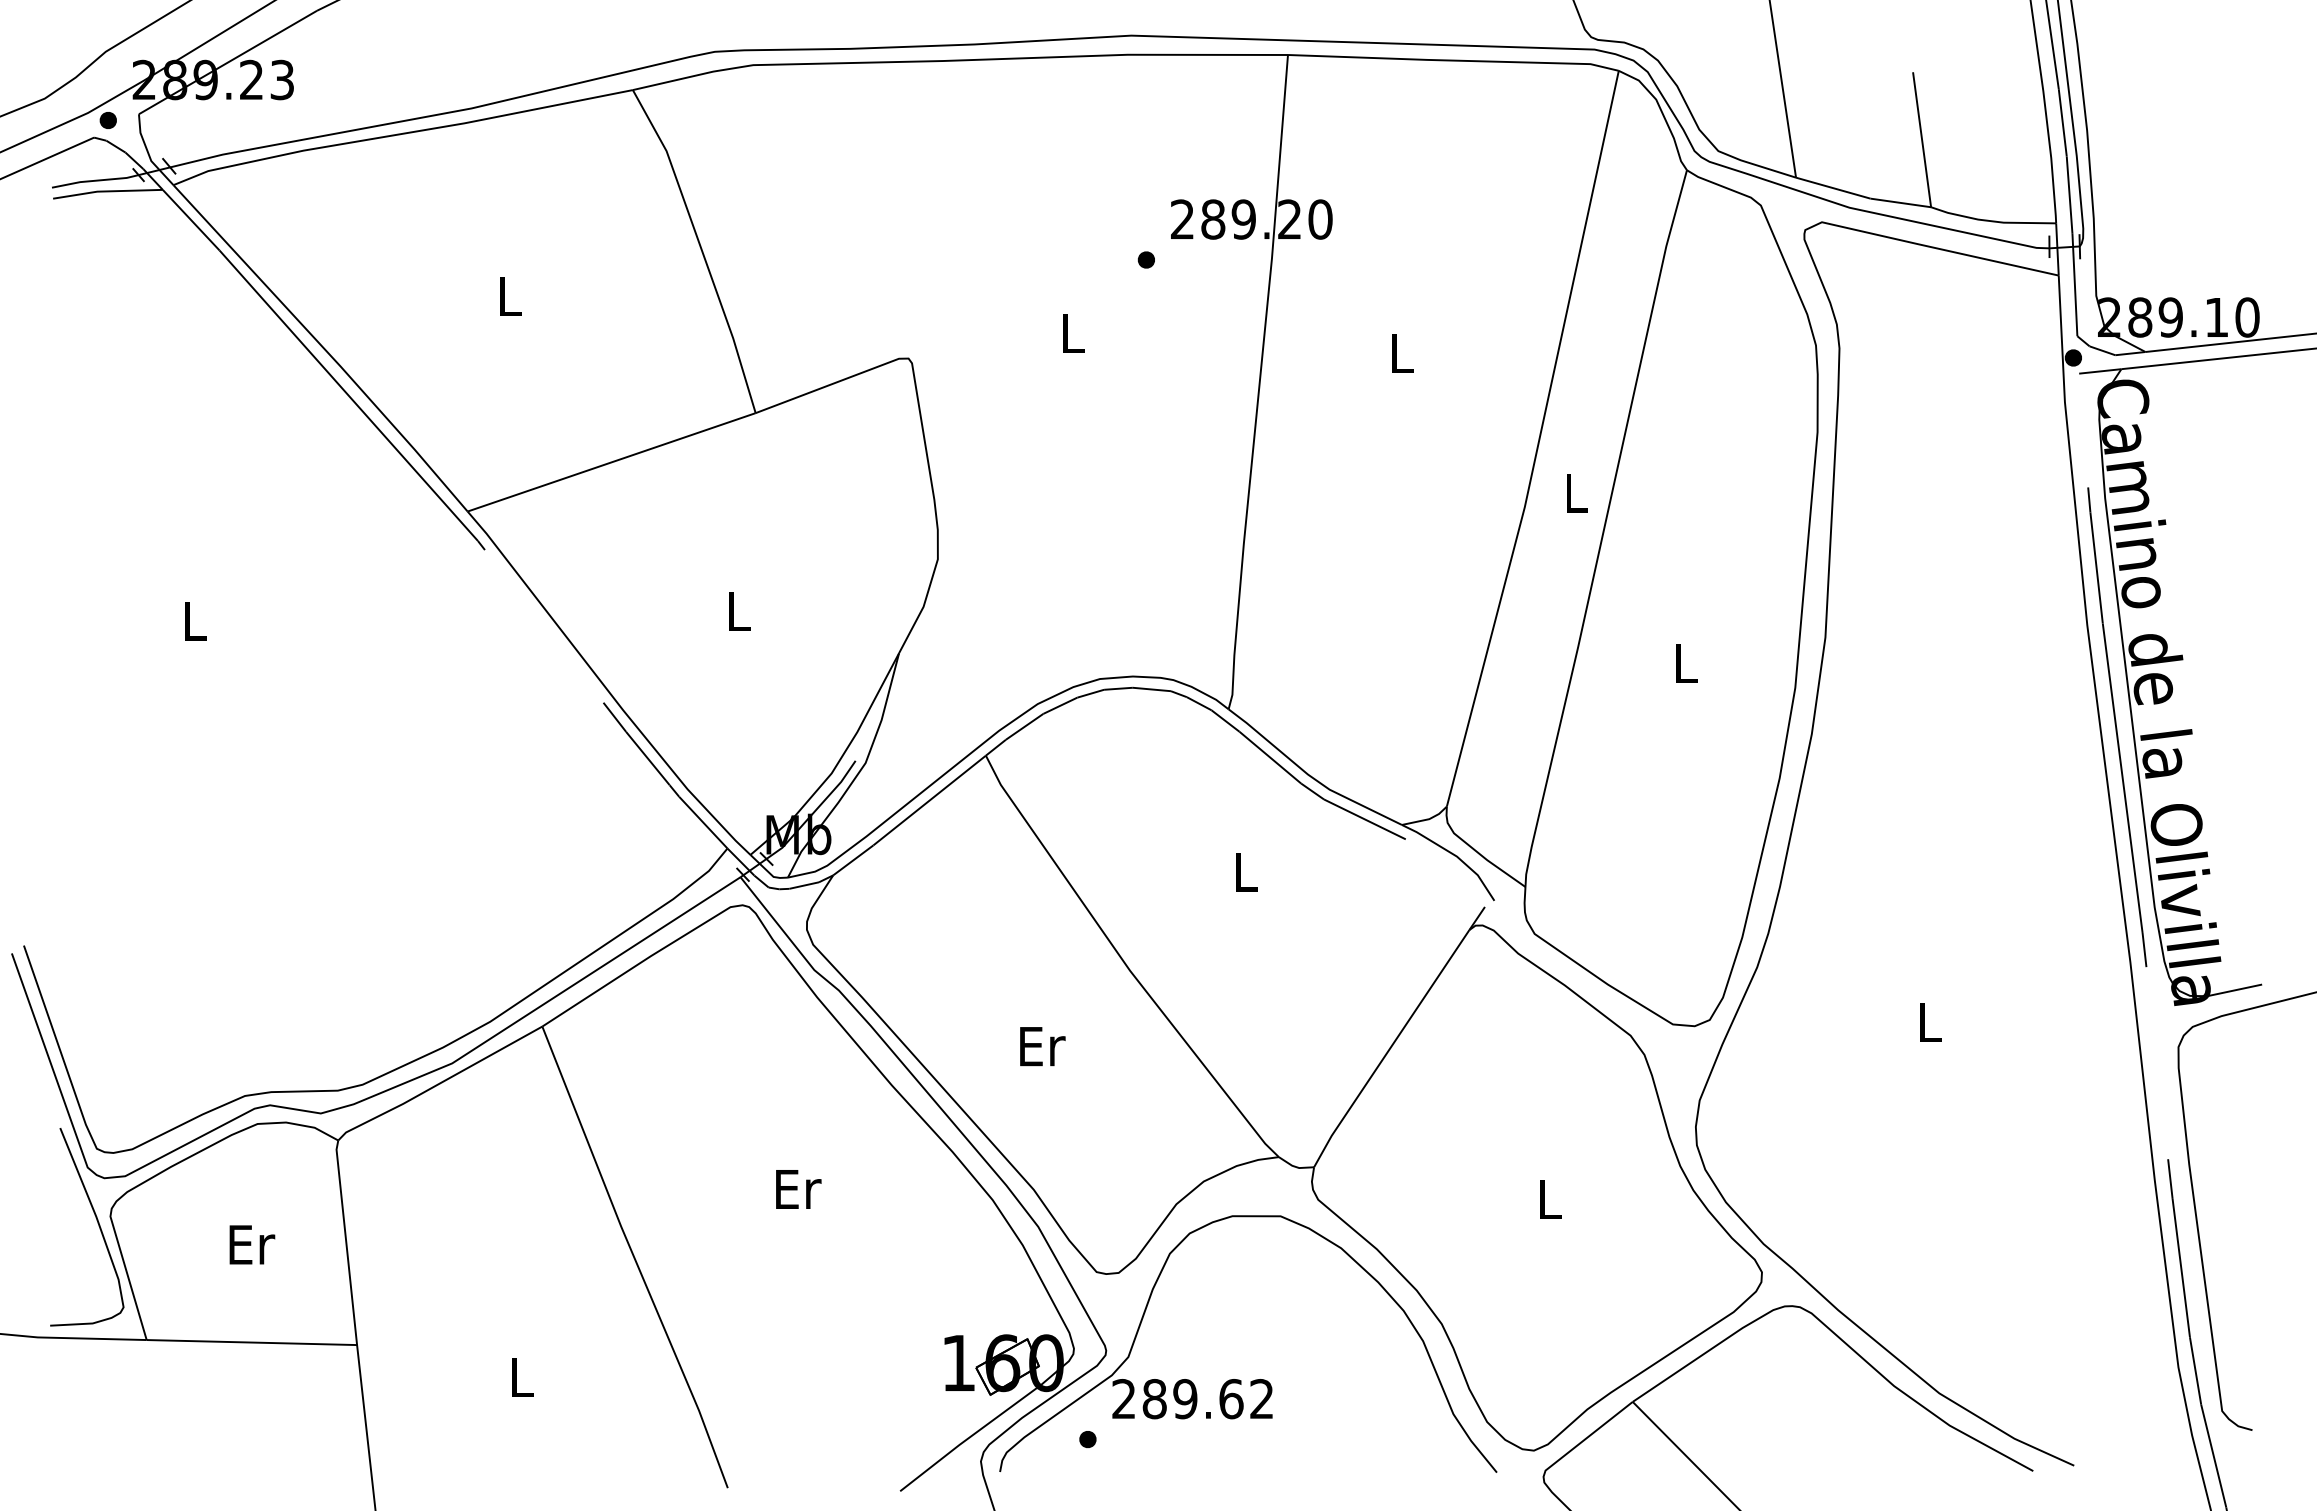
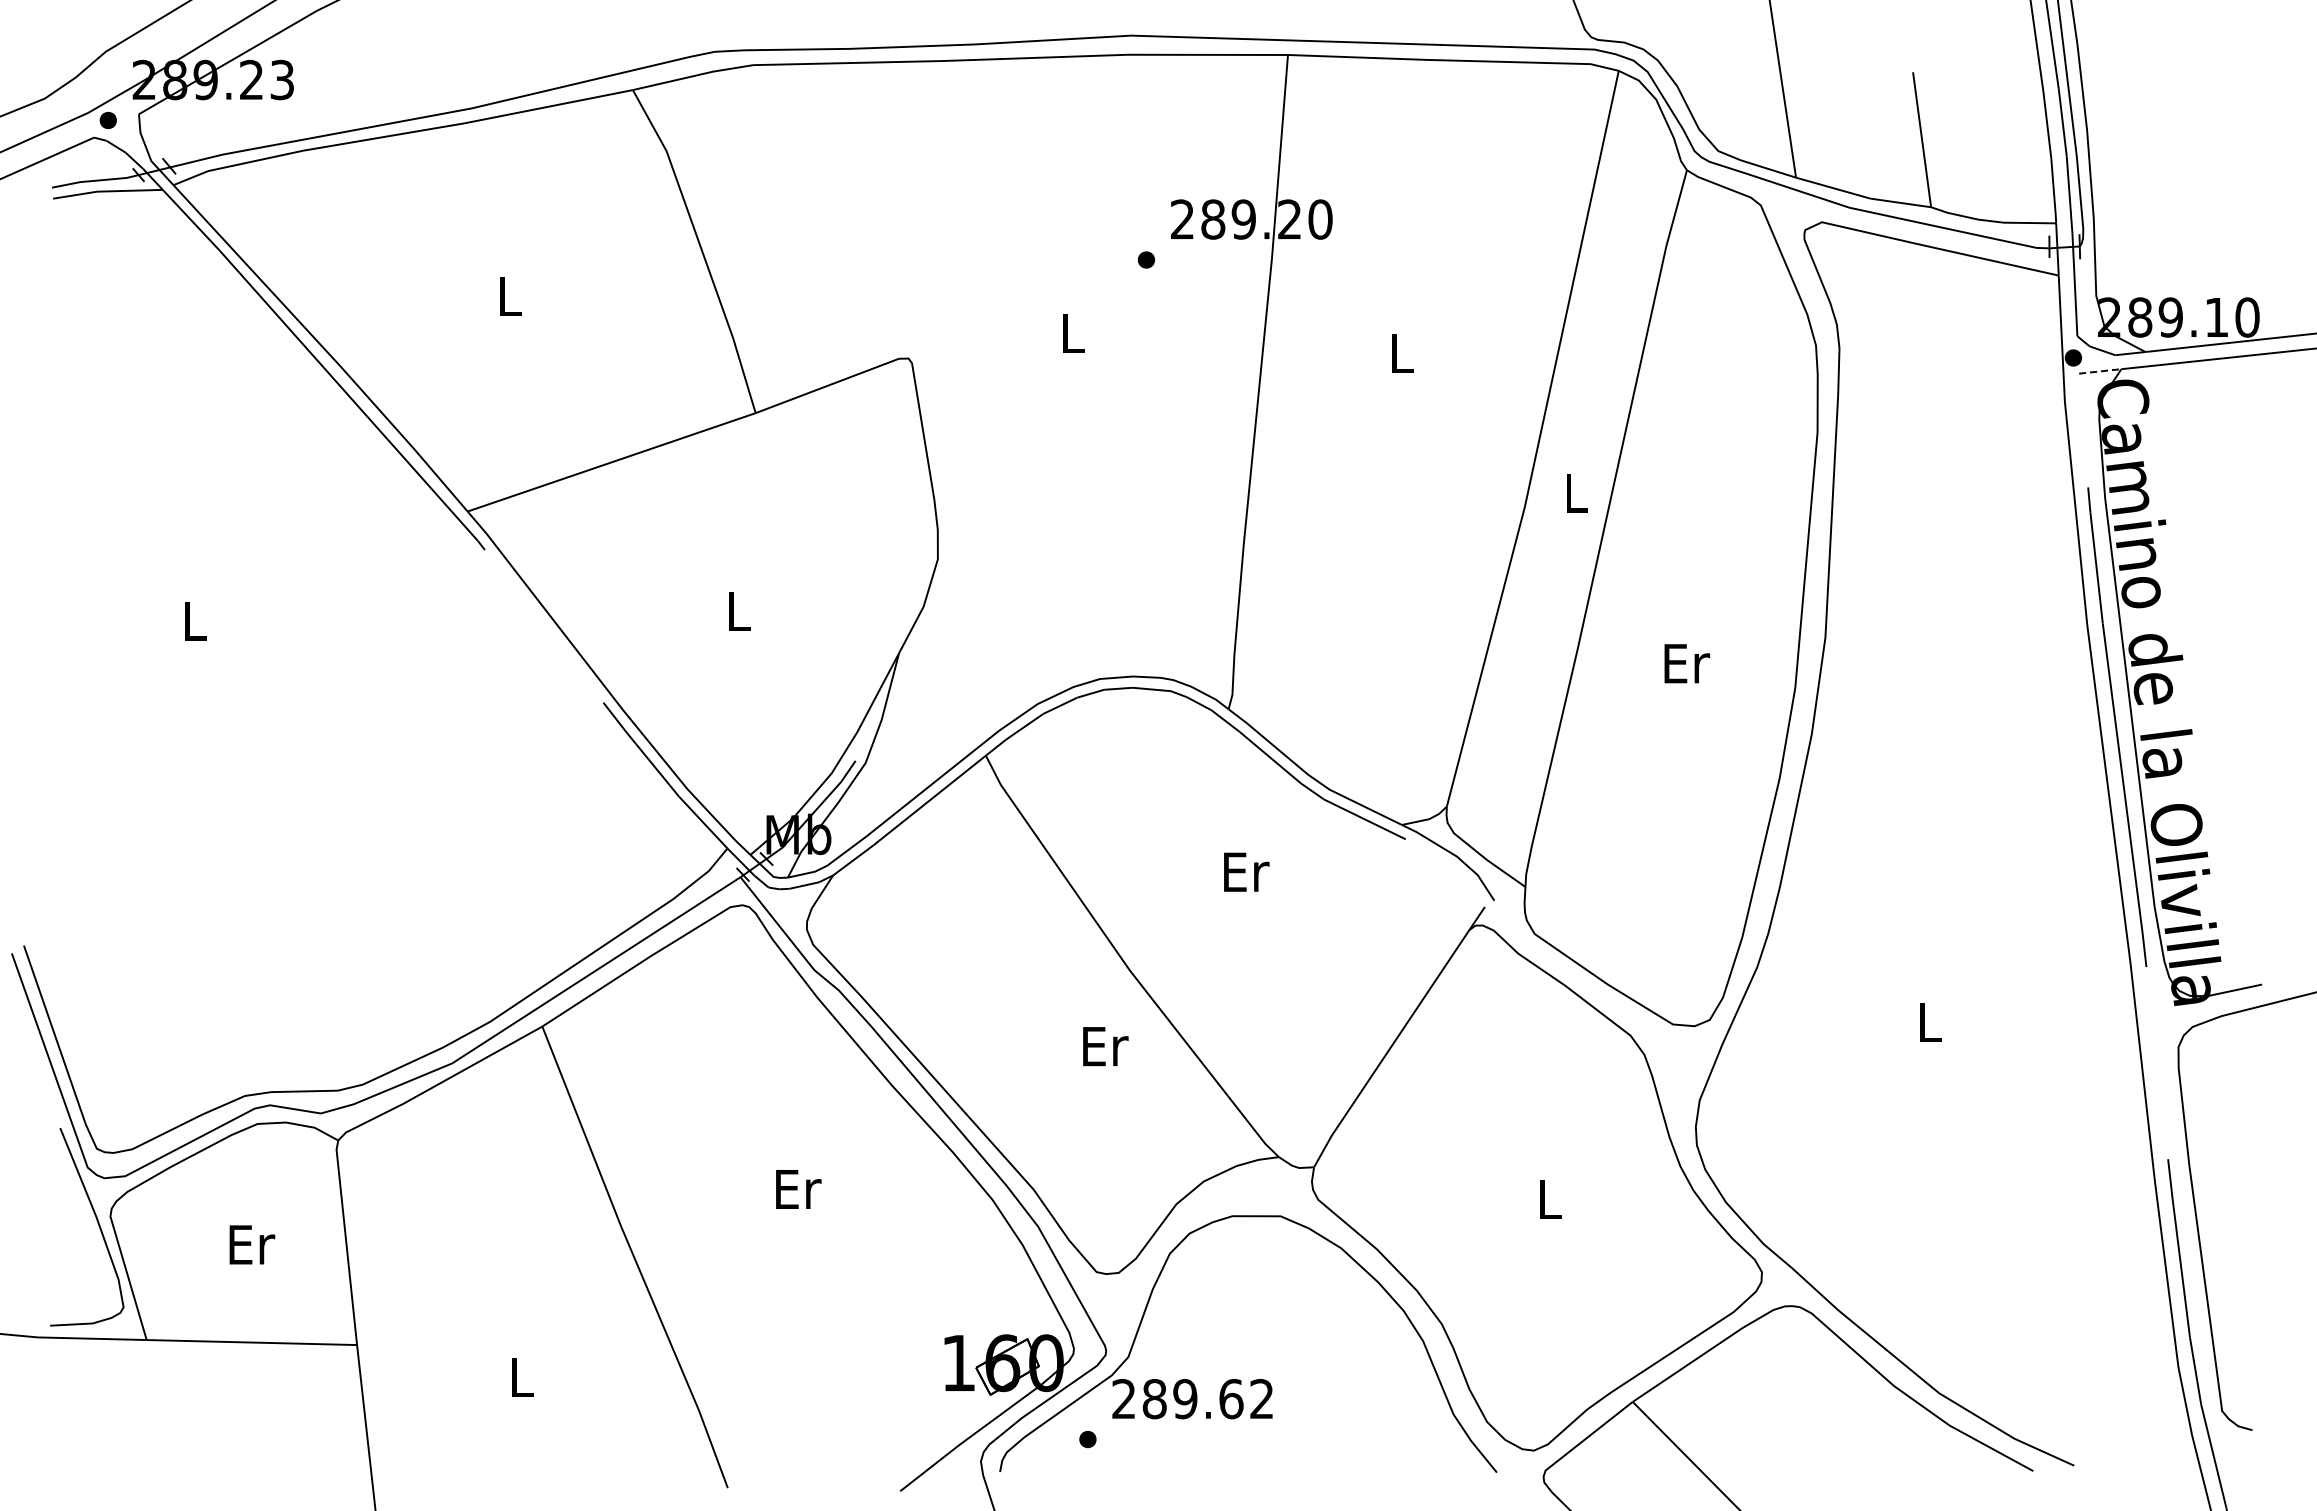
line: solid -> dashed (2100, 371)
text: L -> Er (1687, 663)
text: L -> Er (1246, 871)
text position: (1042, 1046) -> (1105, 1046) (1105, 1046)
